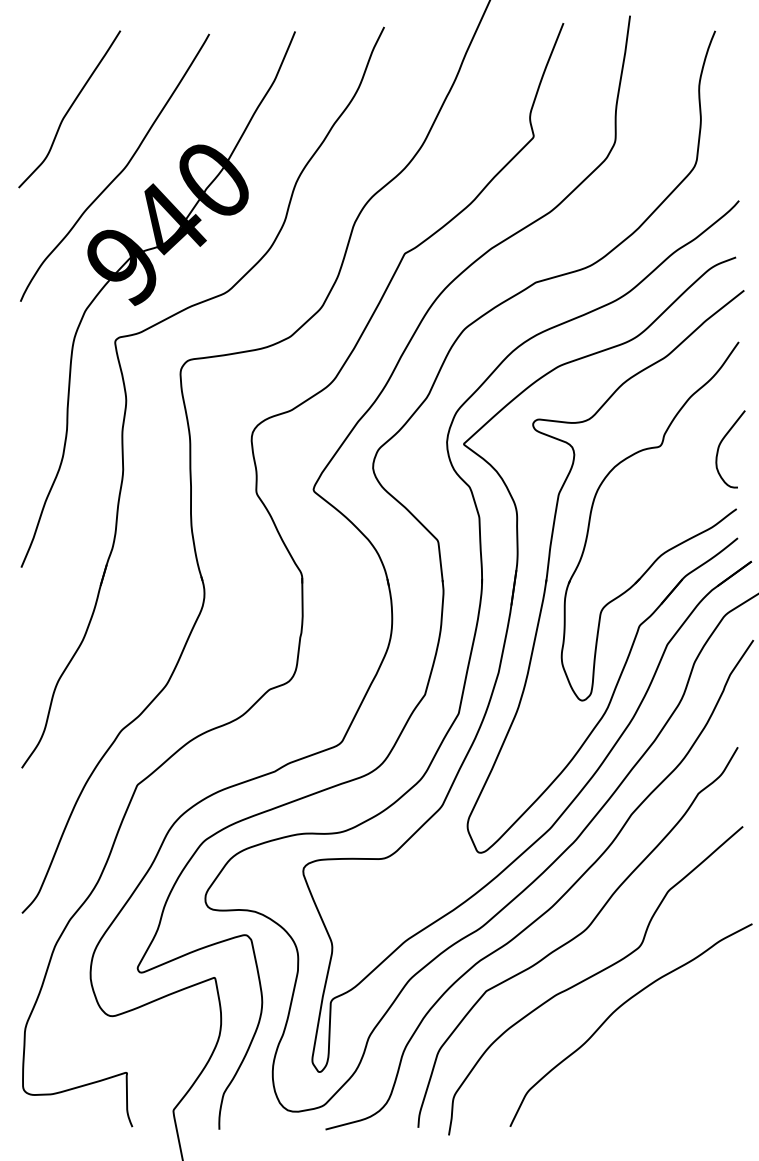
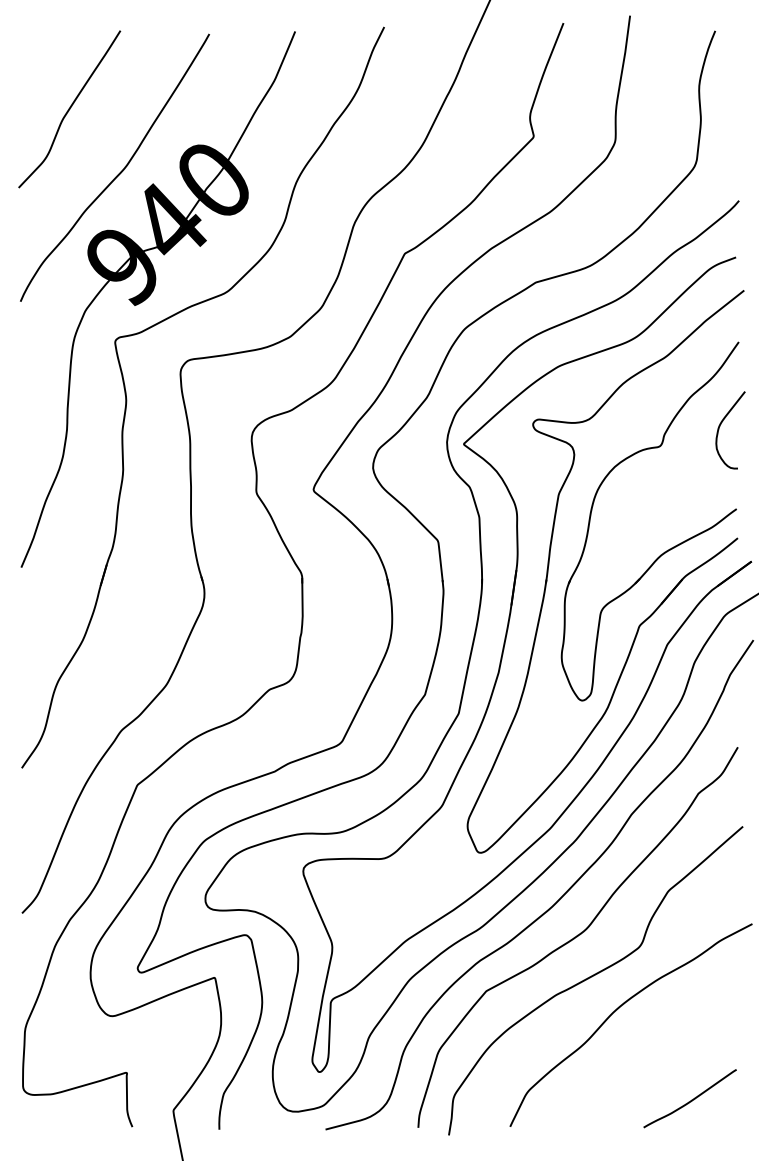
curve position: (720, 445) -> (720, 426) (720, 426)
curve: none -> present (691, 1099)
